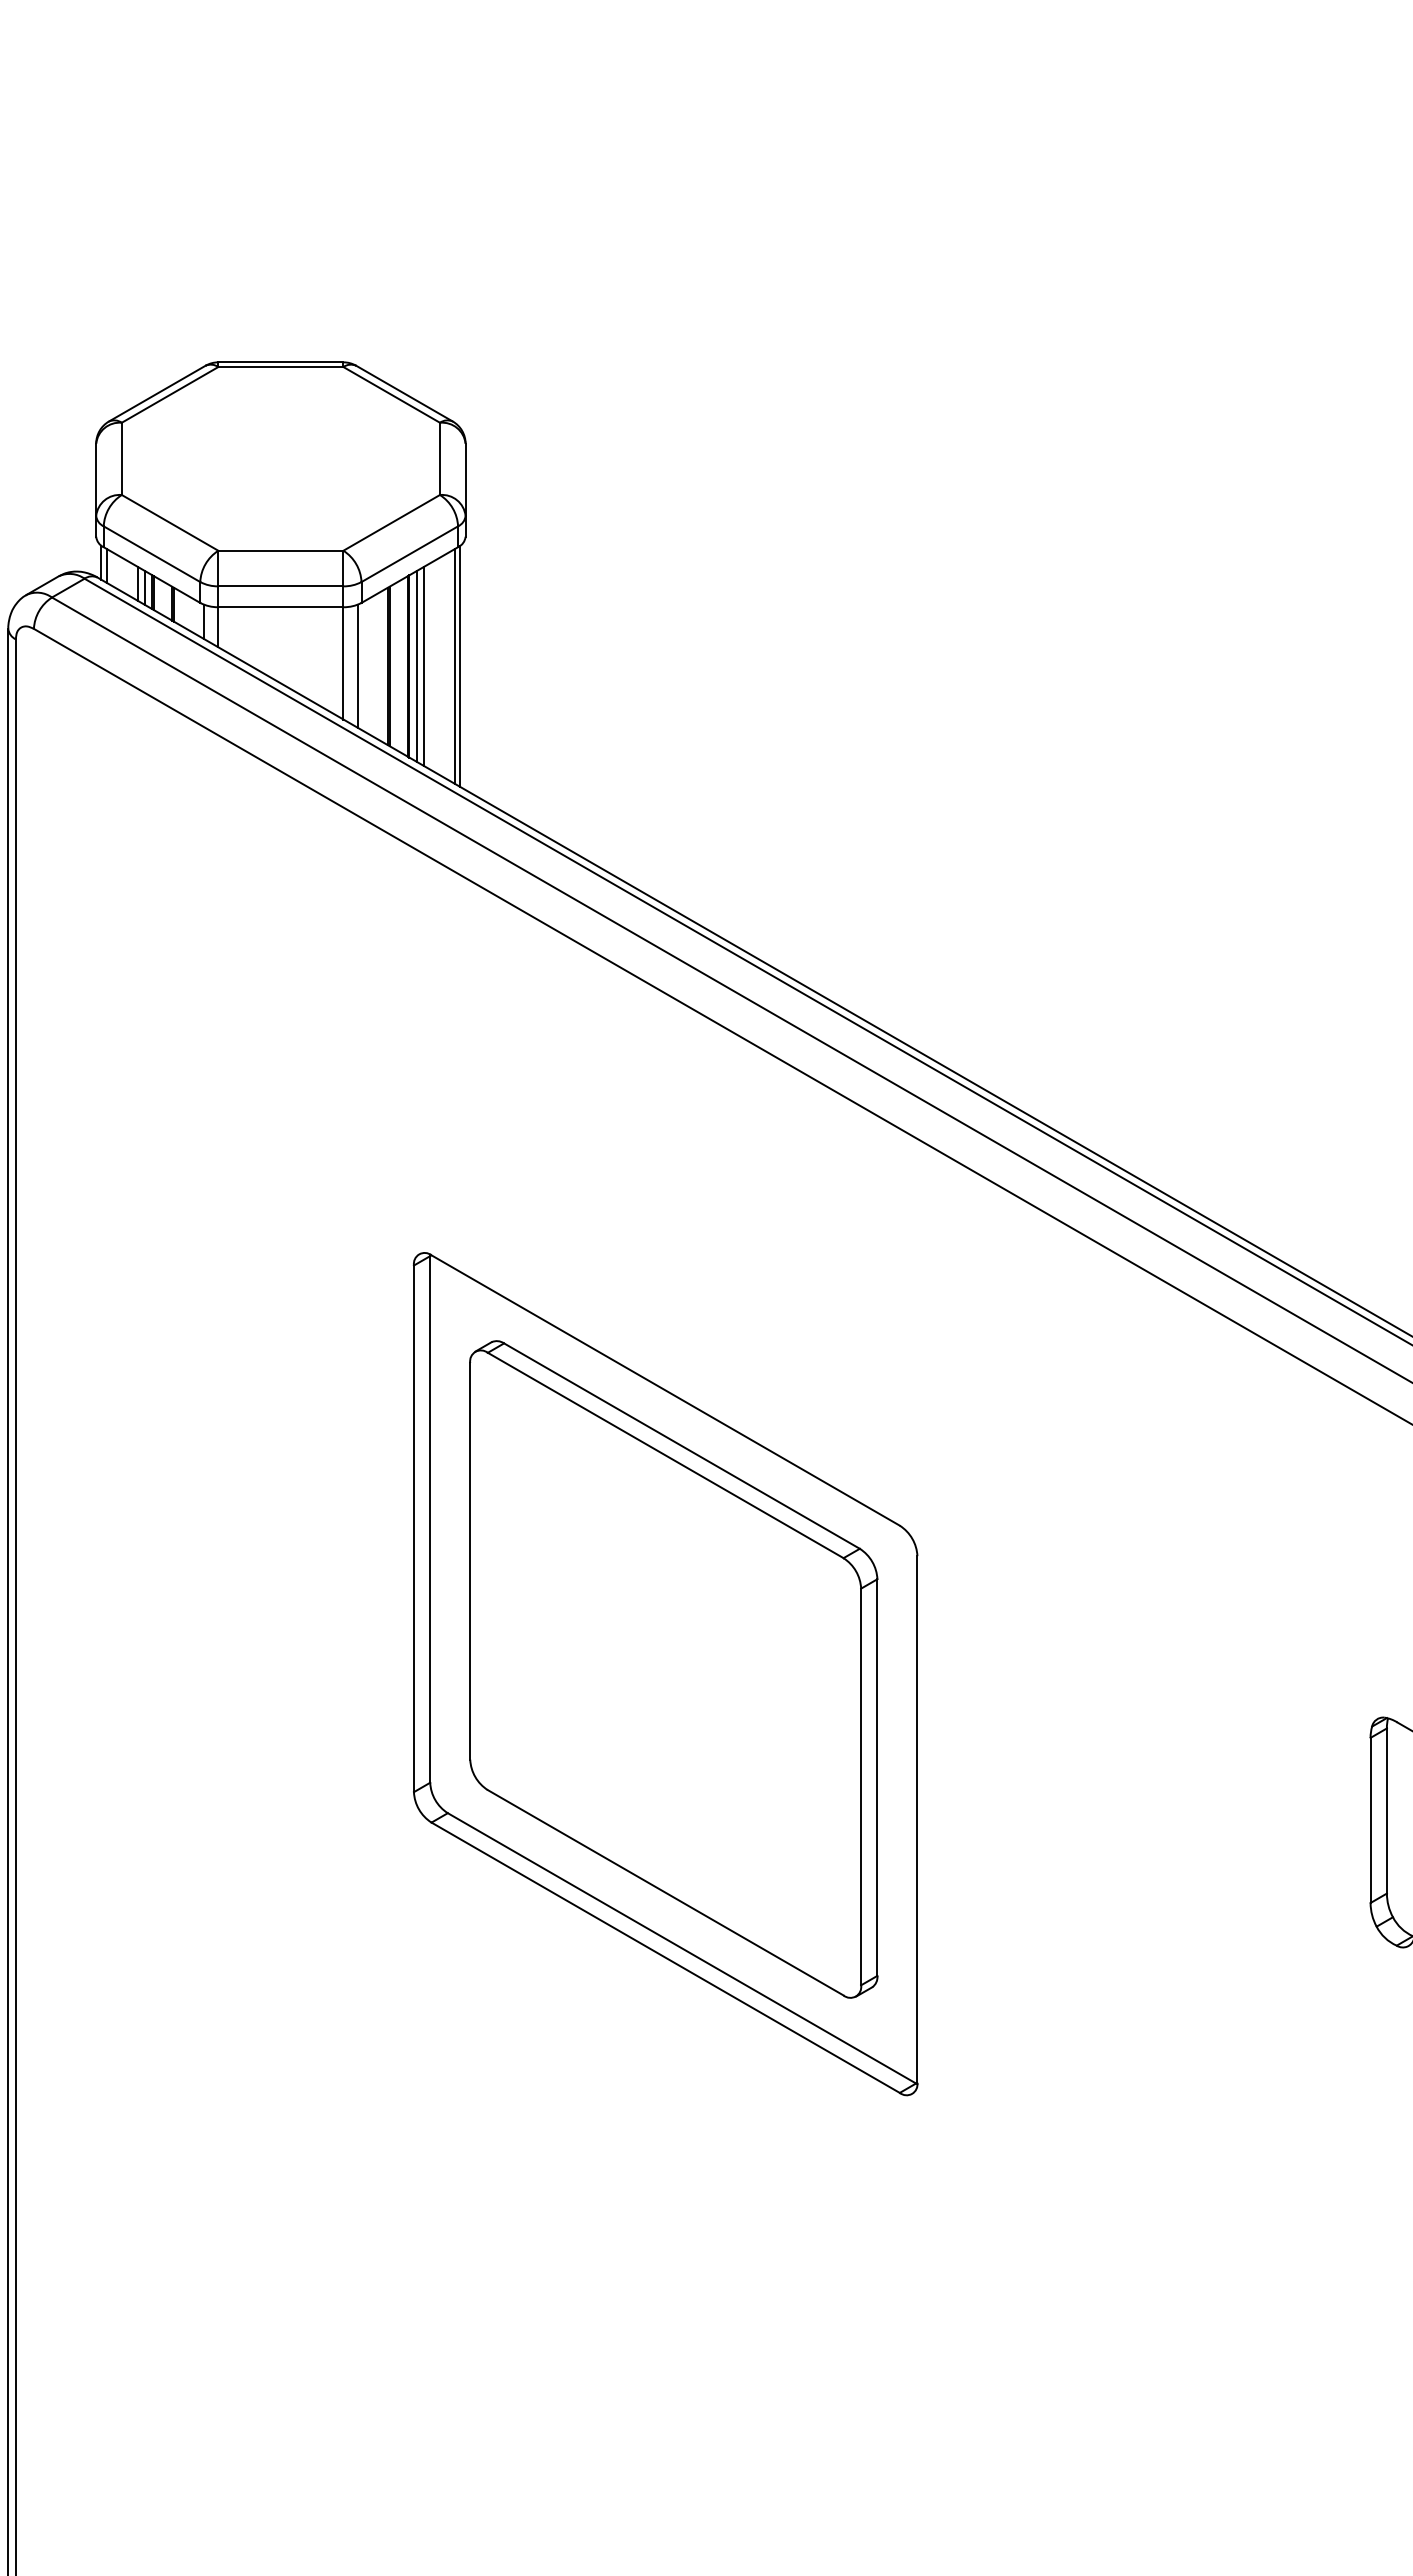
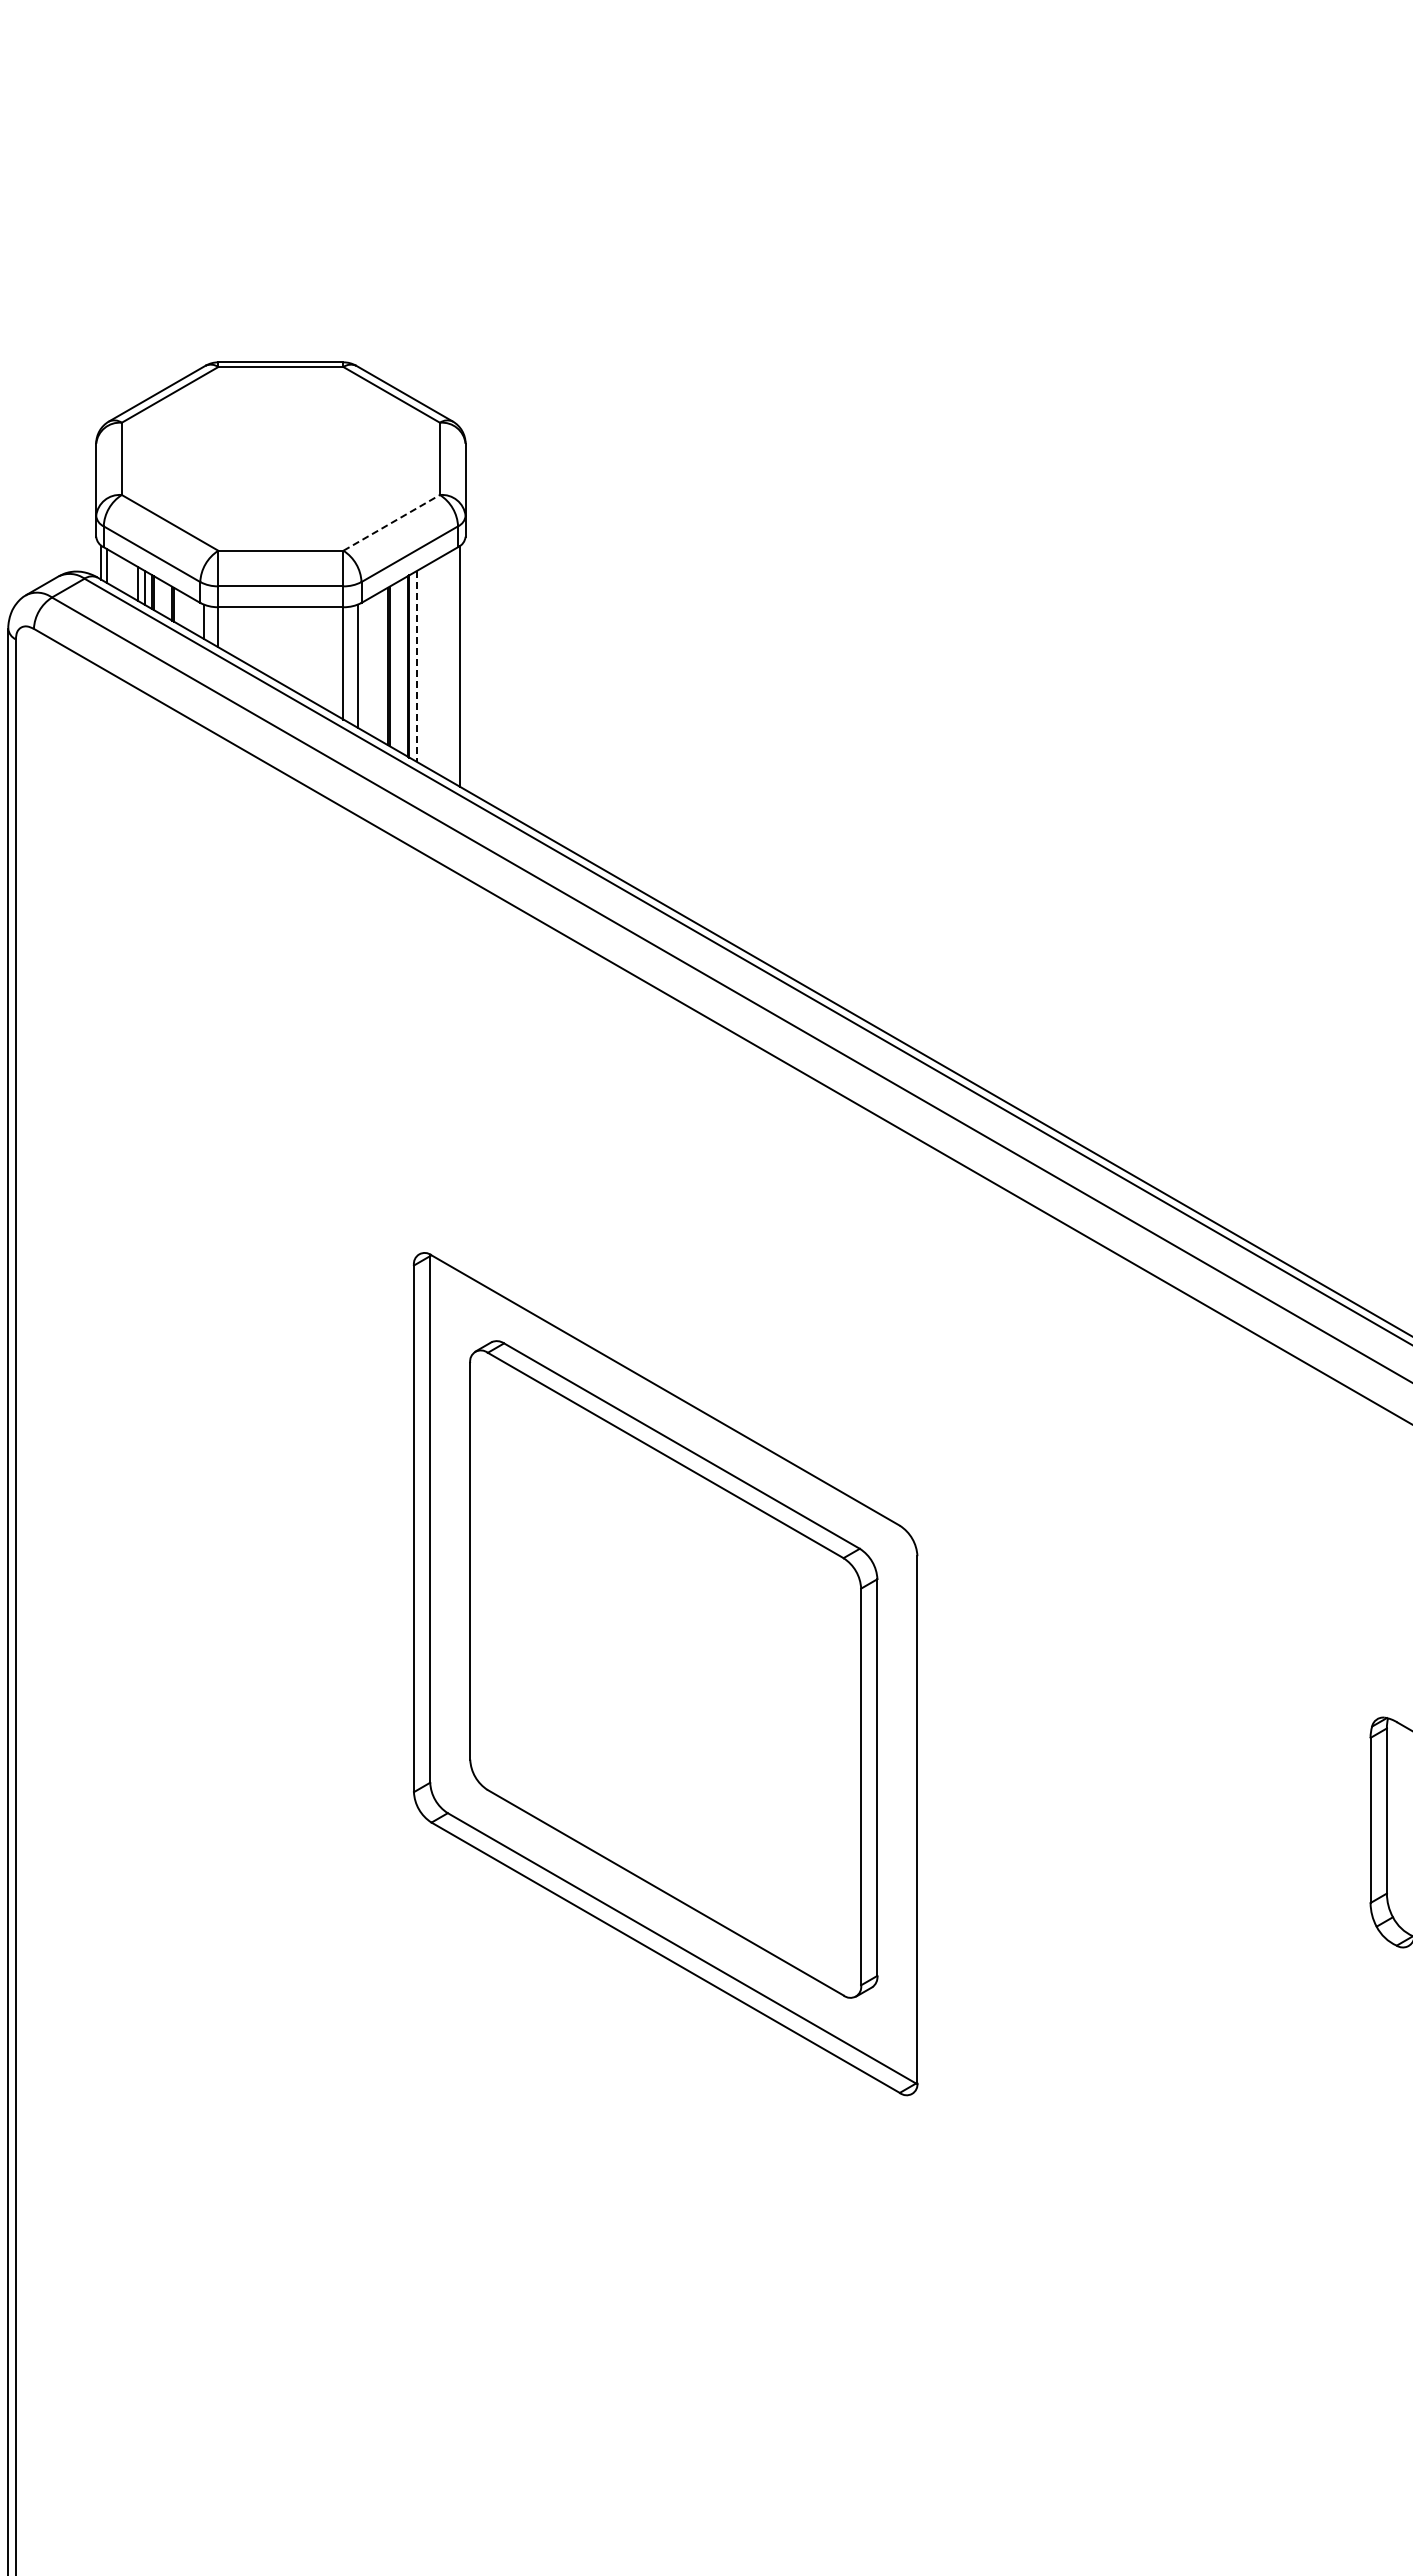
line: solid -> dashed (391, 522)
line: solid -> dashed (417, 666)
line: present -> none (424, 666)
line: present -> none (454, 666)
